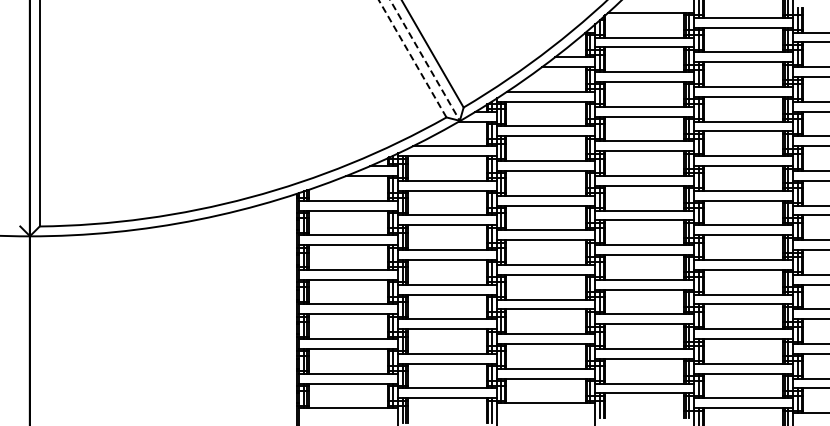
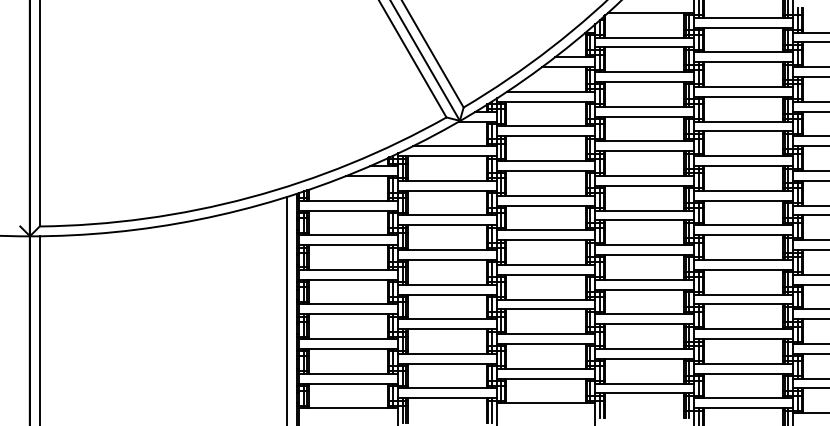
line: dashed -> solid (412, 58)
line: dashed -> solid (425, 61)
line: none -> present (286, 309)
line: none -> present (39, 329)
